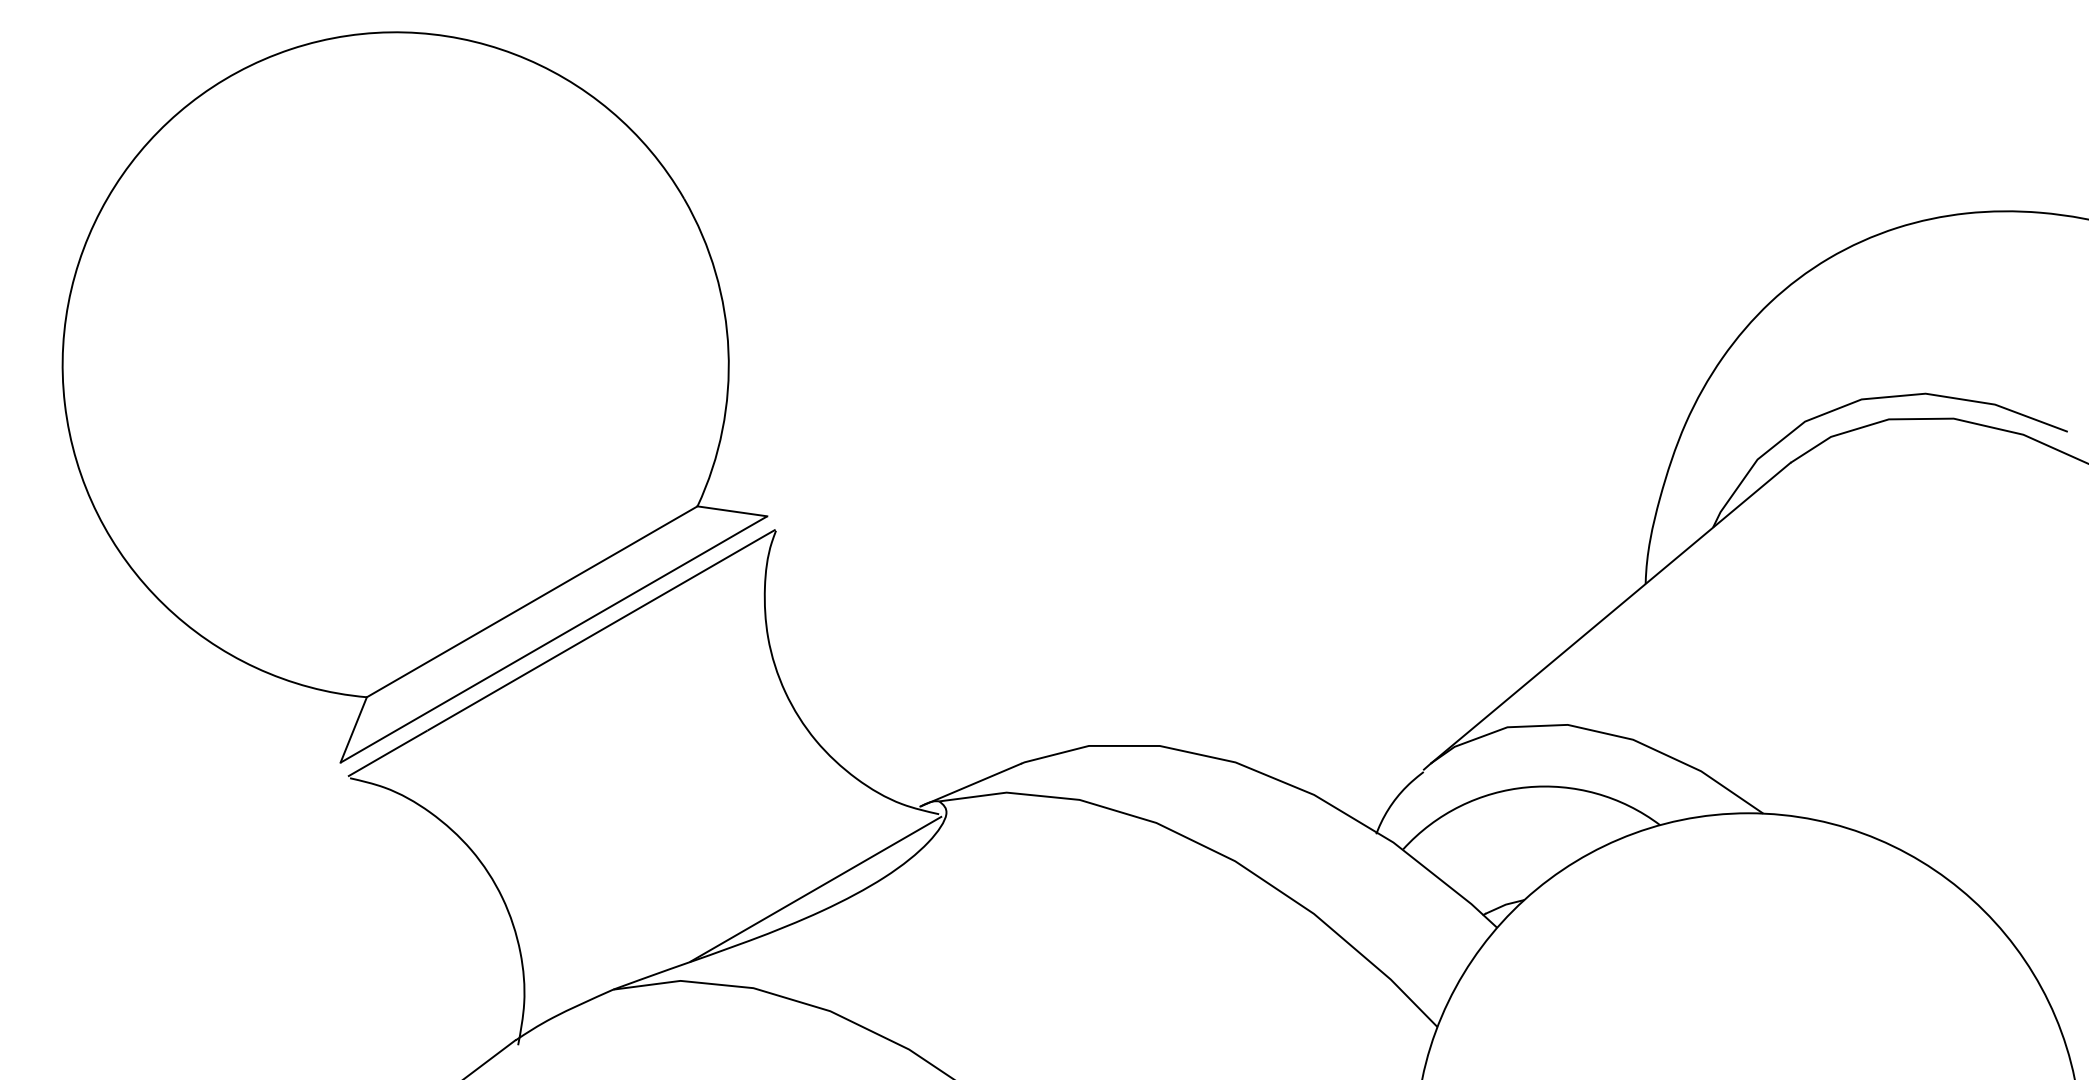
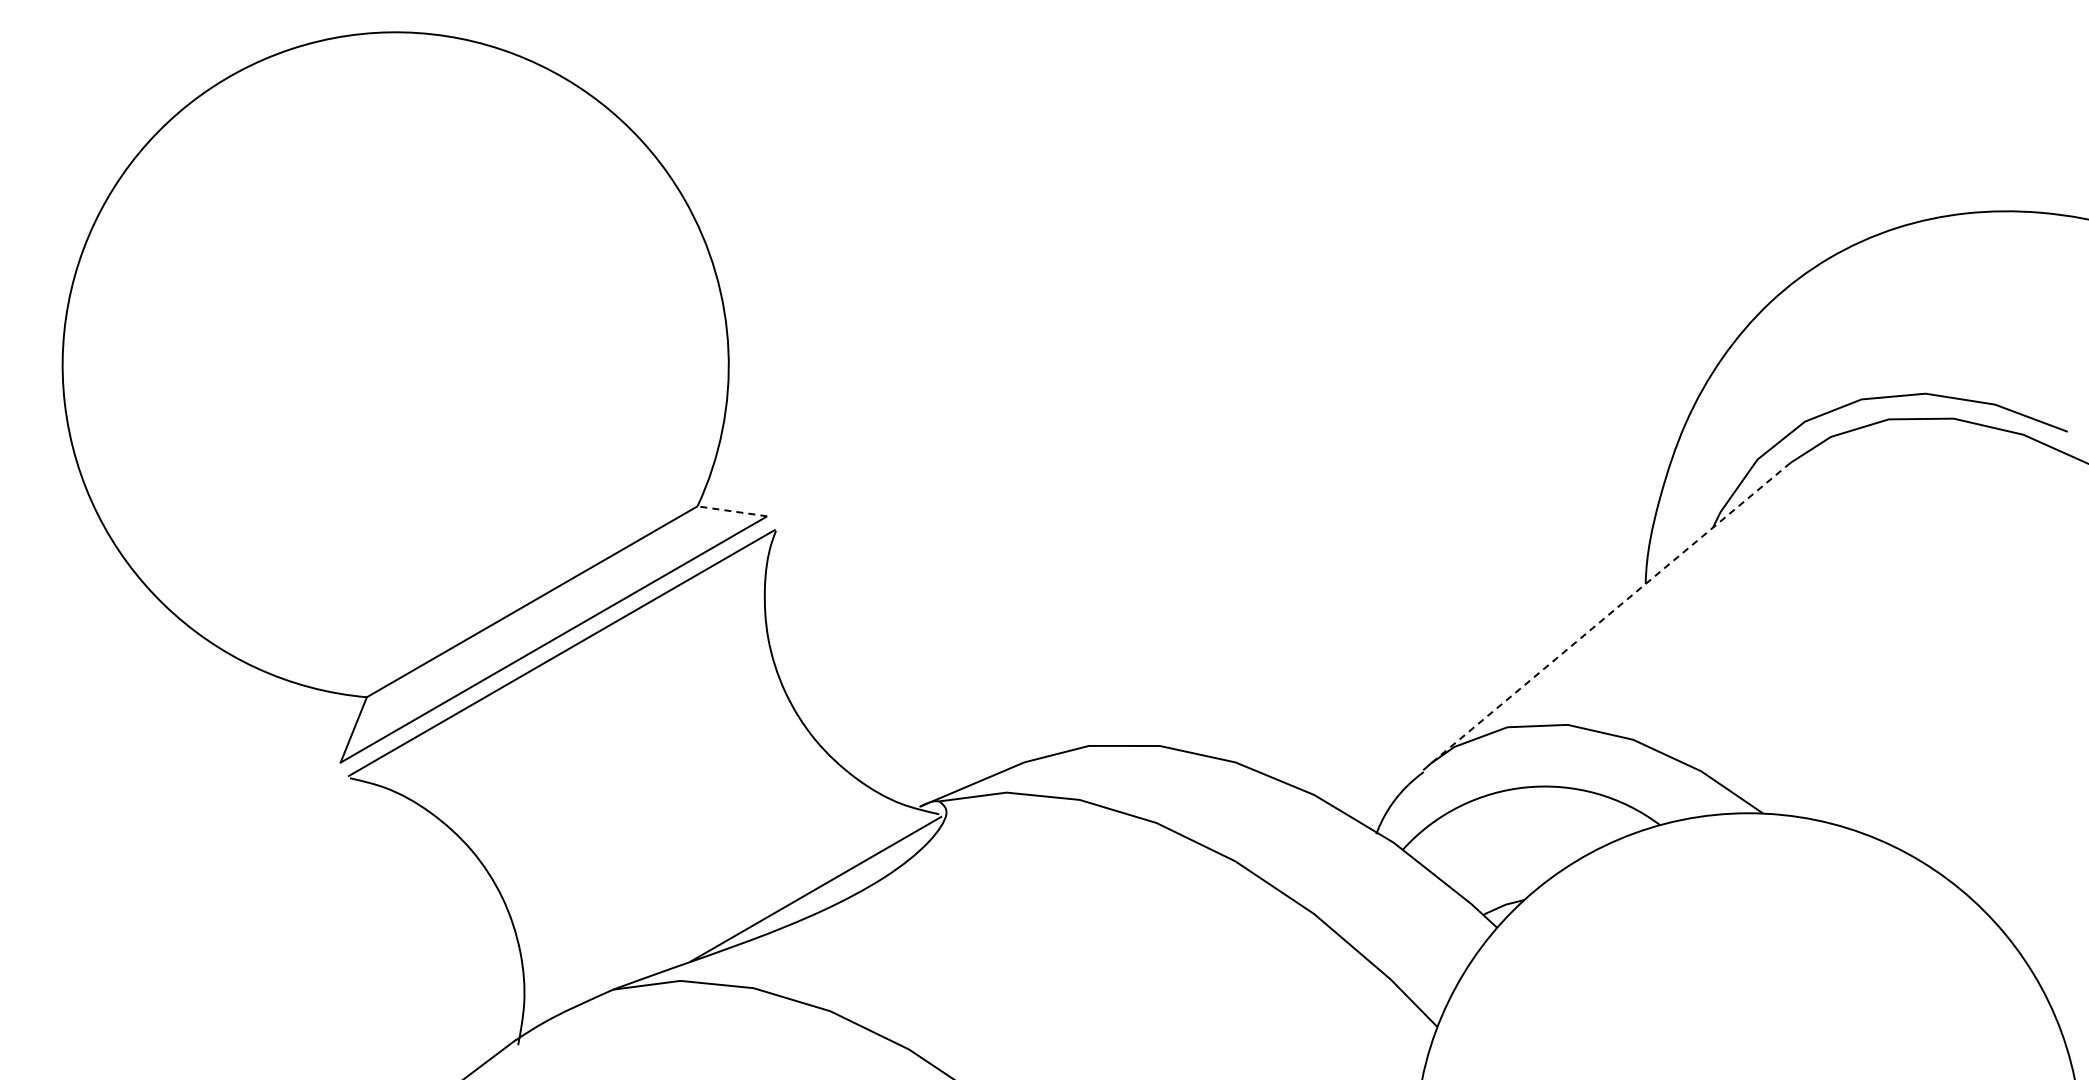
line: solid -> dashed (731, 511)
line: solid -> dashed (1610, 613)
